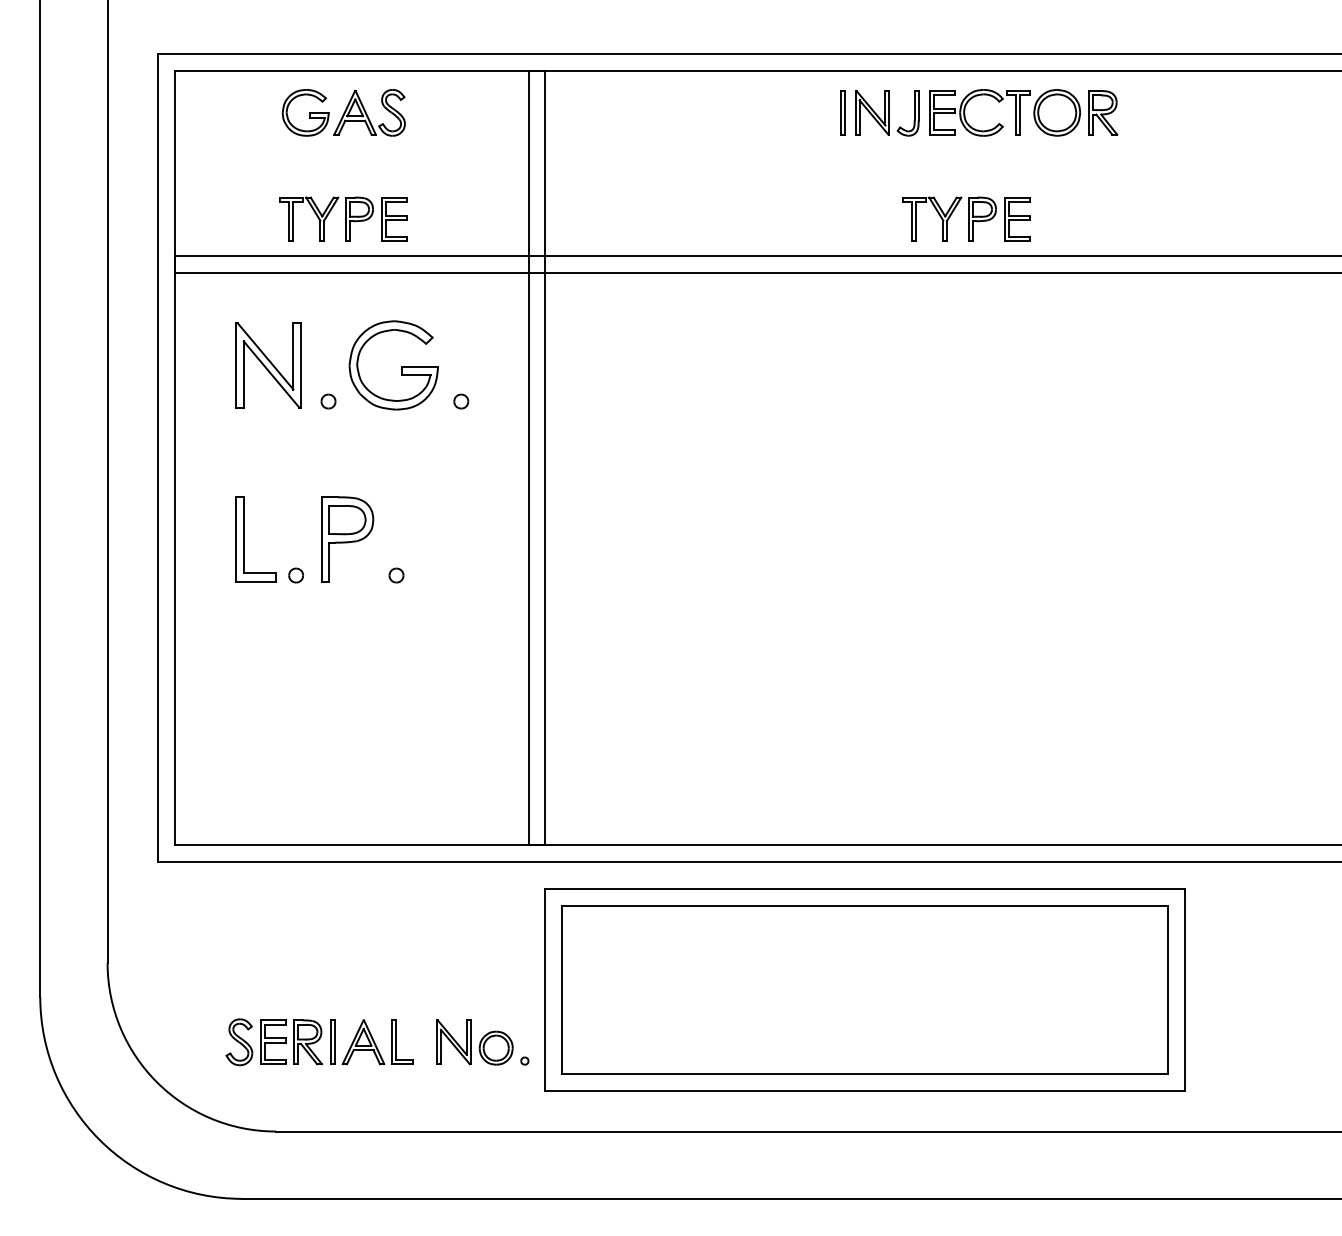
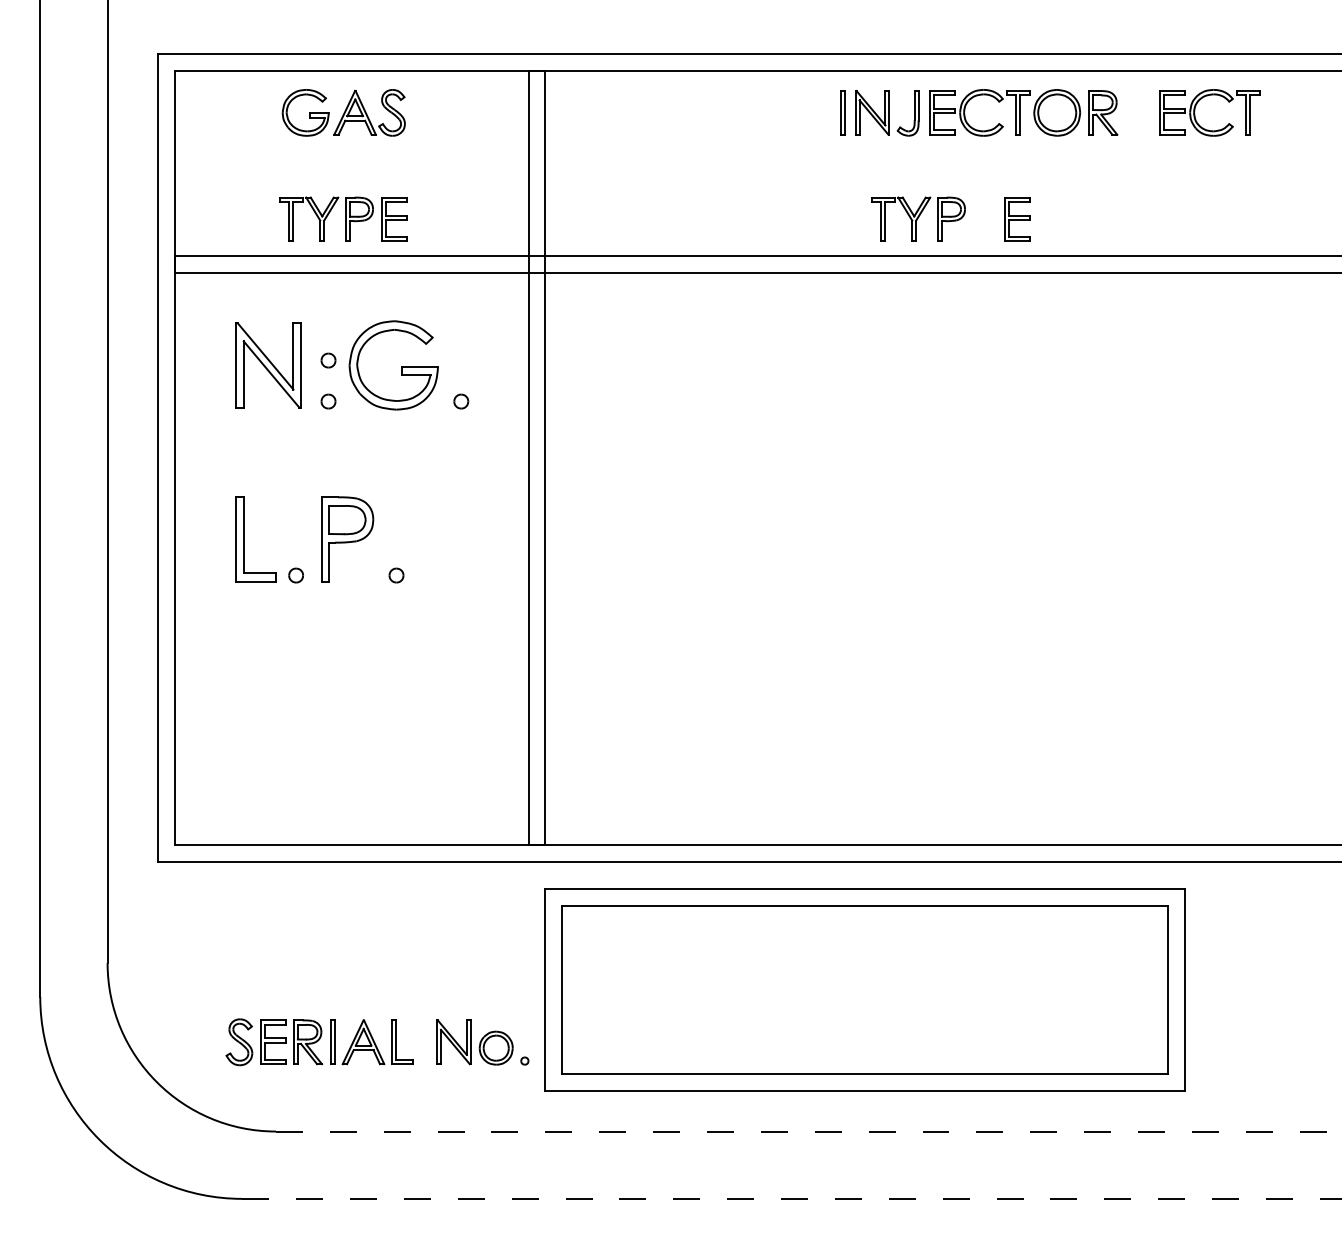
part: none -> present (1195, 111)
part position: (949, 218) -> (918, 218) (918, 218)
part: none -> present (328, 360)
line: solid -> dashed (808, 1131)
line: solid -> dashed (792, 1198)
